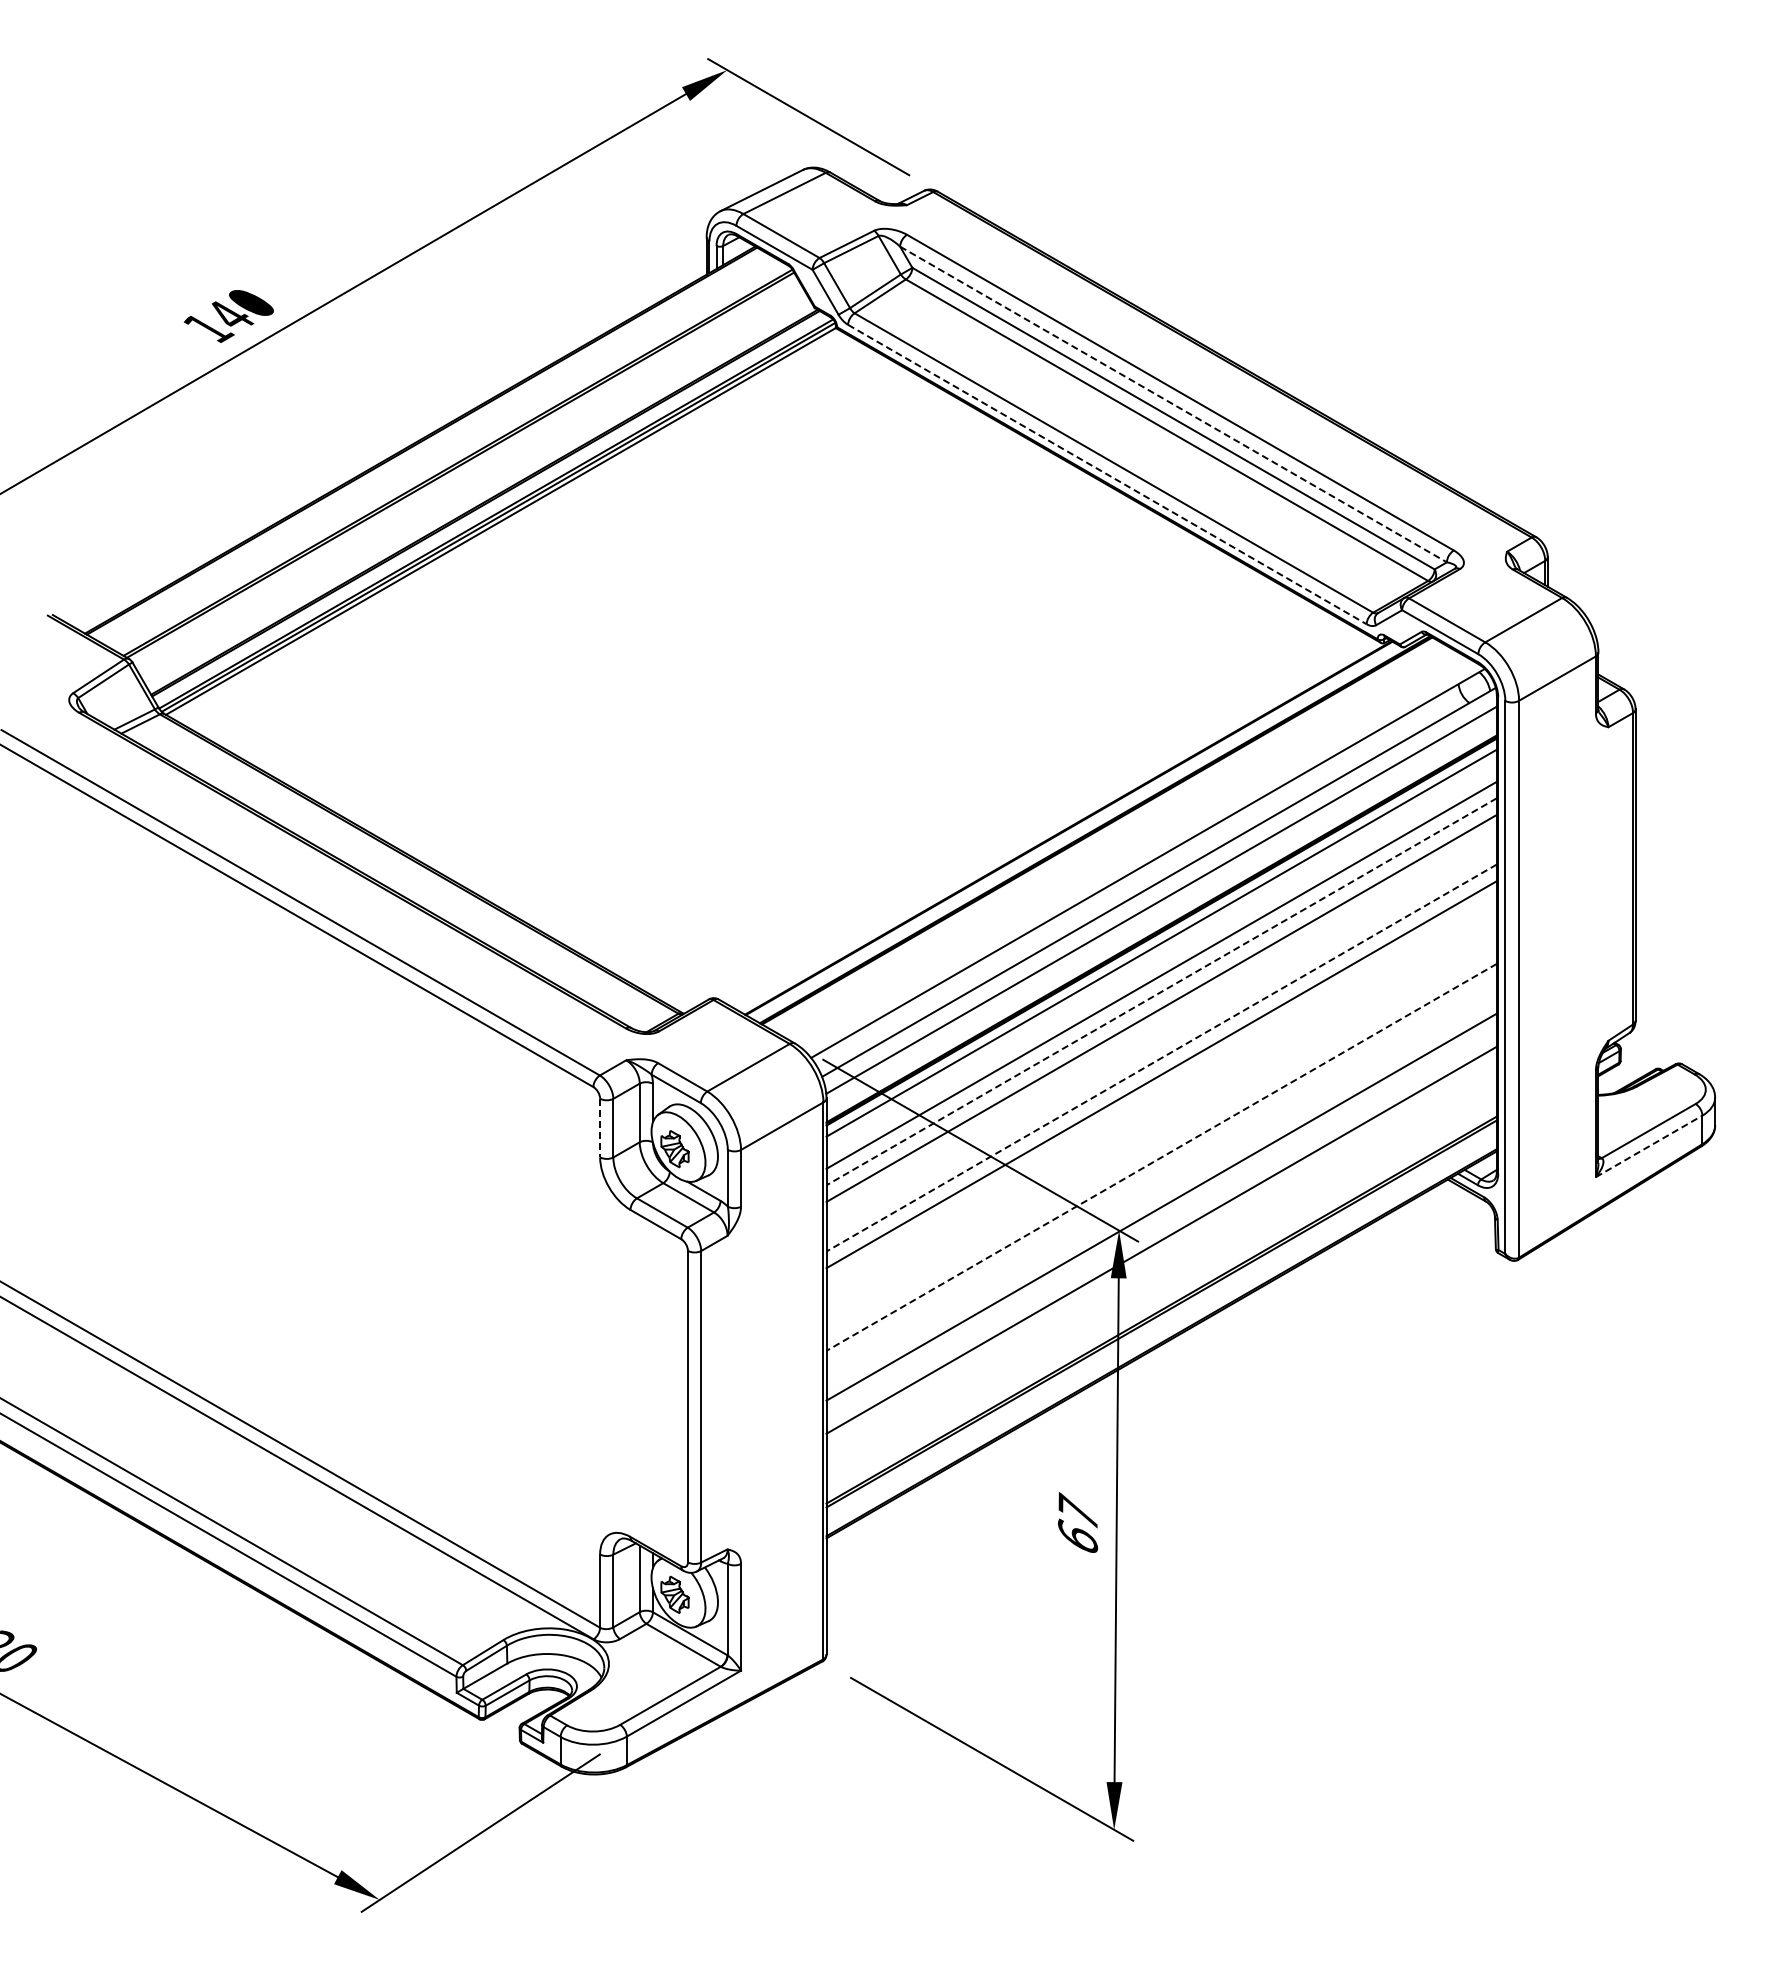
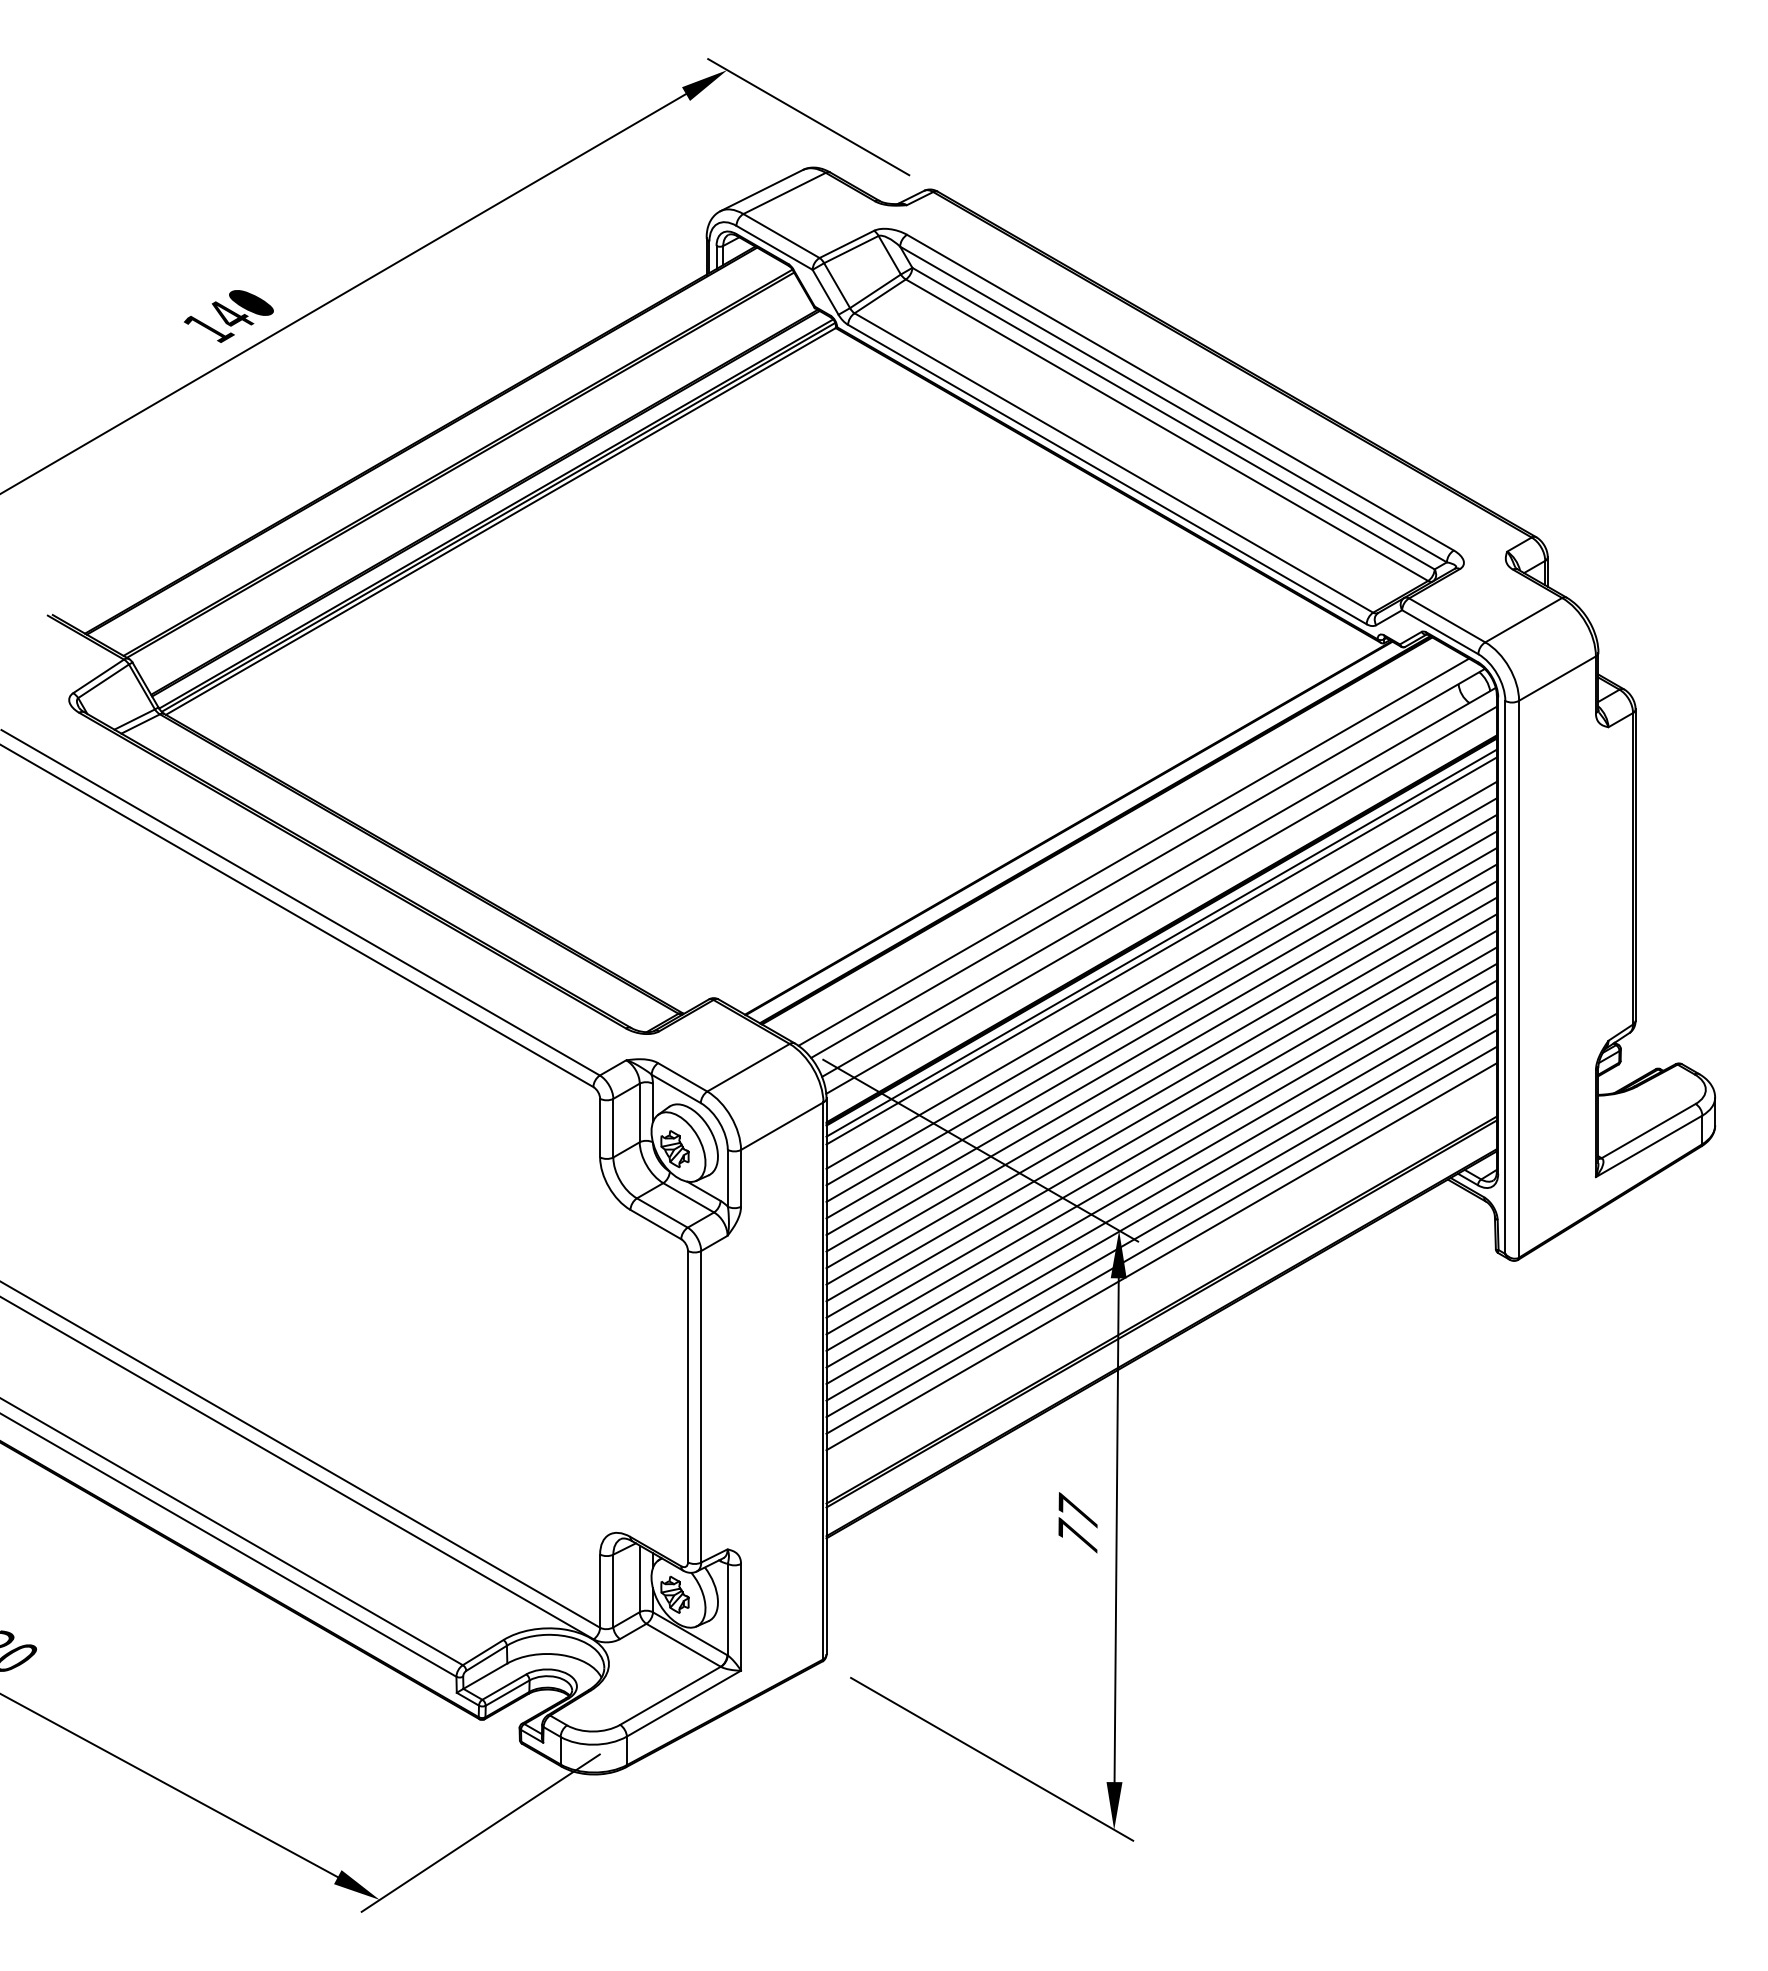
line: dashed -> solid (1173, 404)
line: dashed -> solid (1107, 474)
line: none -> present (1133, 851)
line: none -> present (1161, 950)
line: dashed -> solid (1161, 992)
line: none -> present (1161, 1024)
line: none -> present (1161, 1041)
line: dashed -> solid (1161, 1058)
line: none -> present (1161, 1090)
line: none -> present (1161, 1107)
line: none -> present (1161, 1123)
line: dashed -> solid (600, 1128)
line: none -> present (1161, 1140)
line: dashed -> solid (1649, 1146)
line: dashed -> solid (1161, 1157)
line: none -> present (1161, 1173)
line: none -> present (1161, 1190)
line: none -> present (1161, 1223)
line: none -> present (1161, 1256)
text: 67 -> 77 (1078, 1535)
